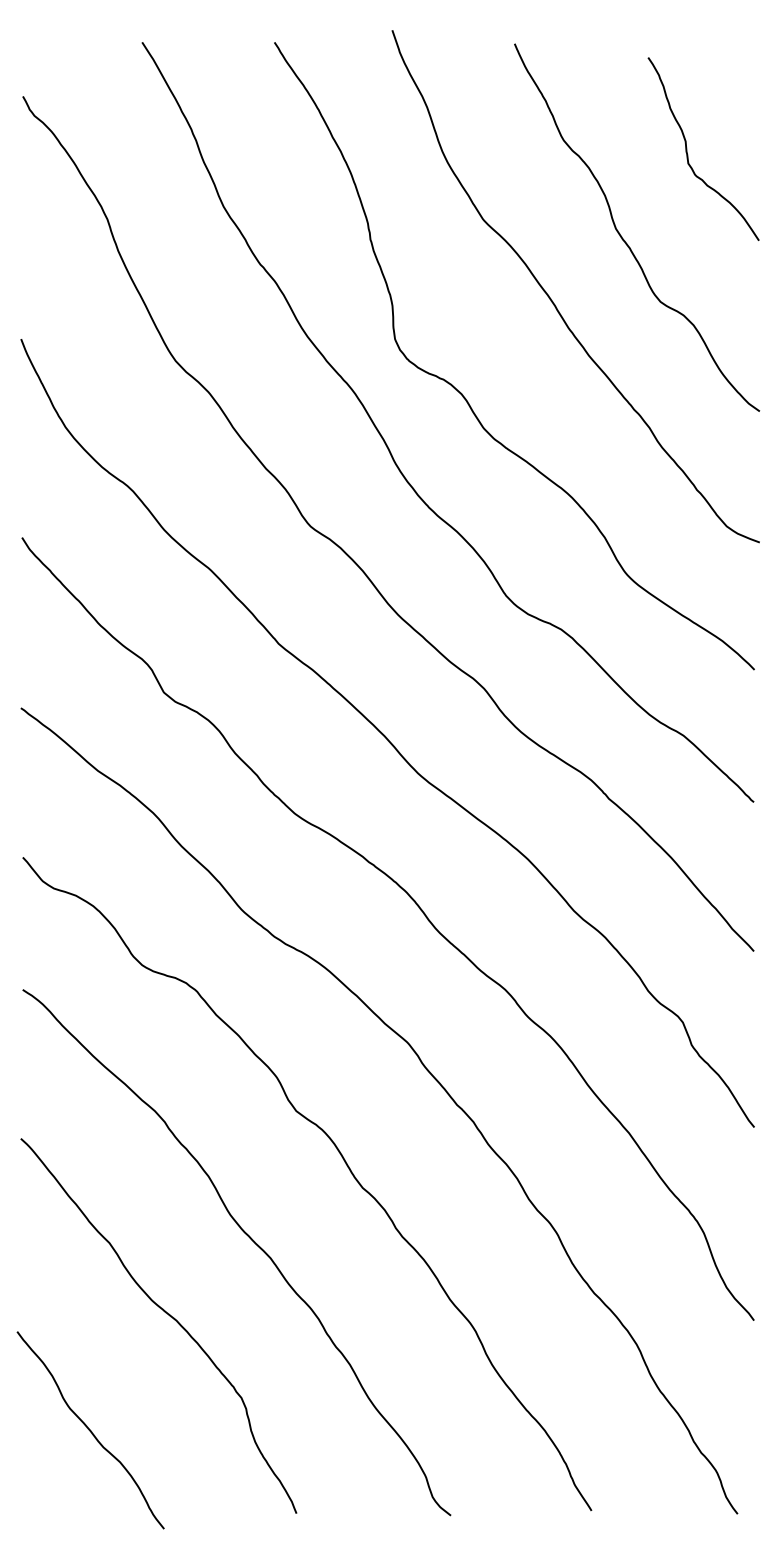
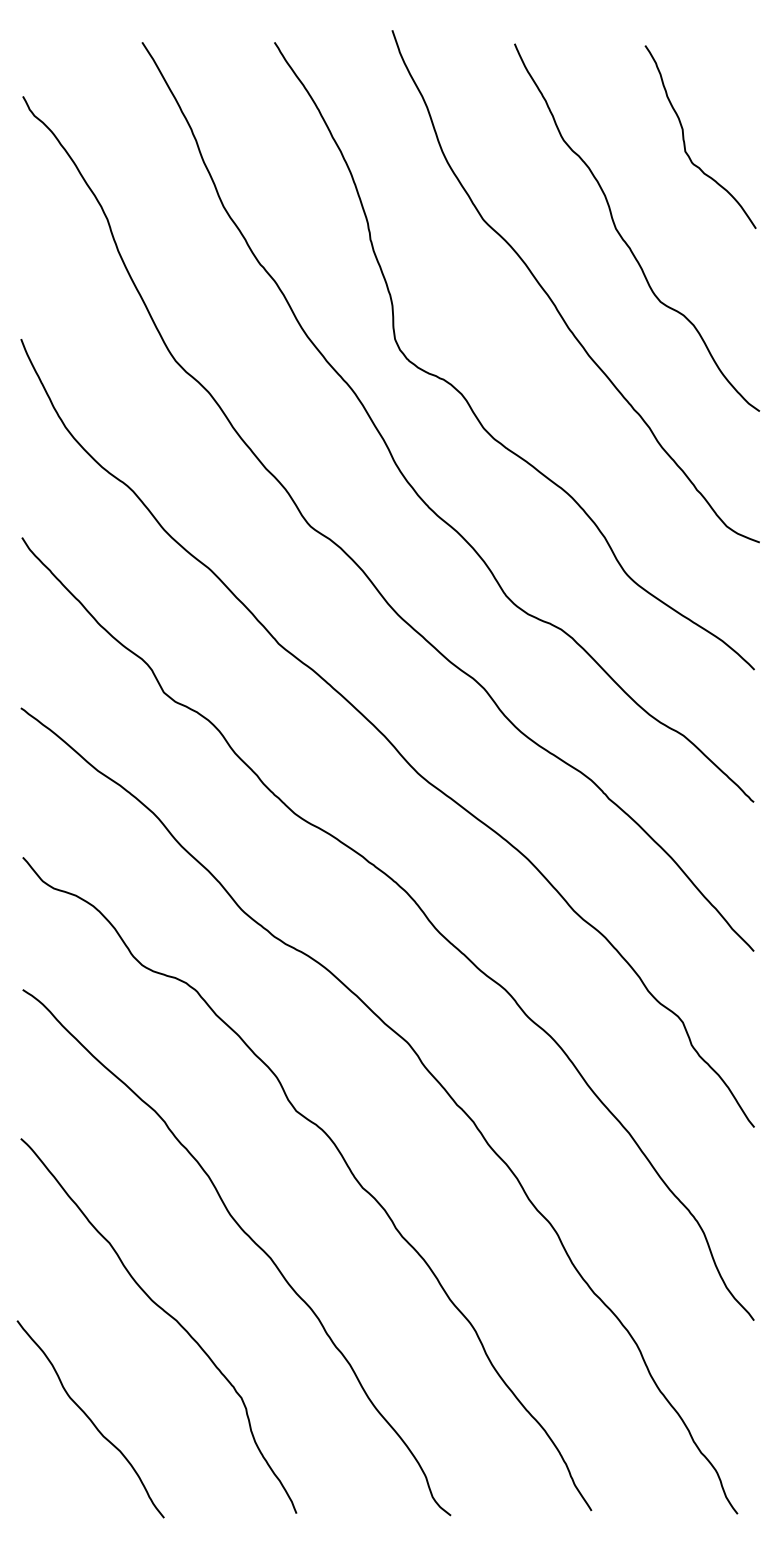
curve position: (687, 148) -> (684, 136) (684, 136)
curve position: (90, 1430) -> (90, 1419) (90, 1419)
